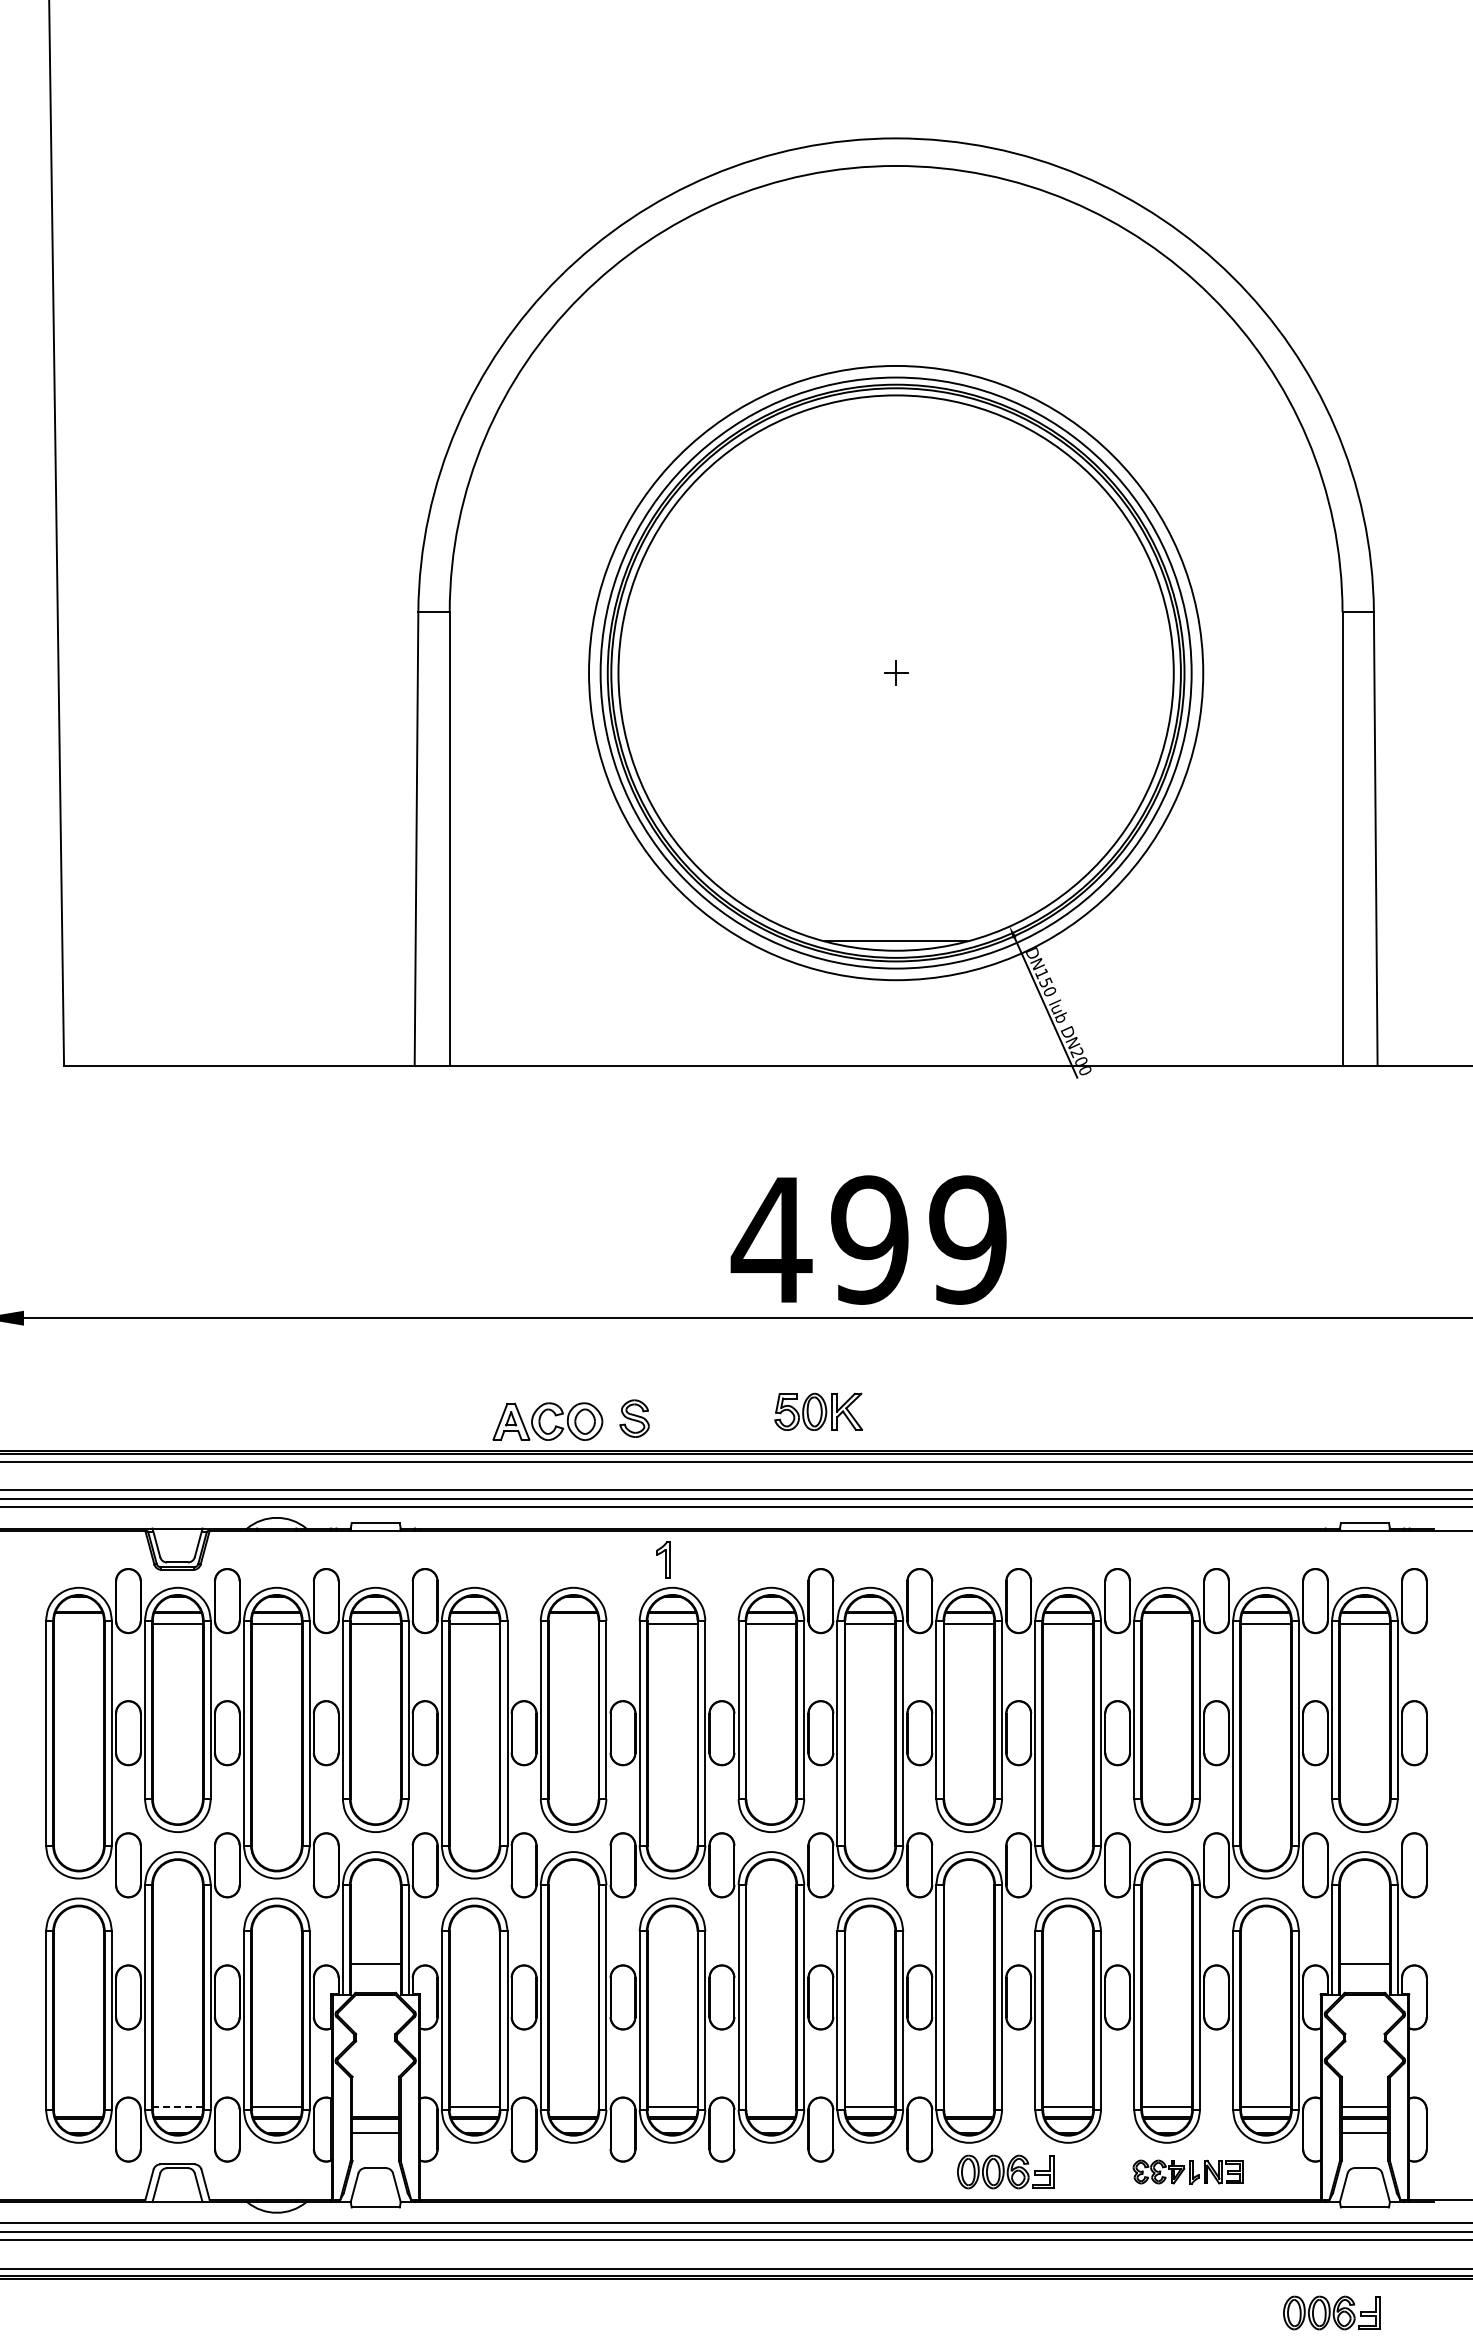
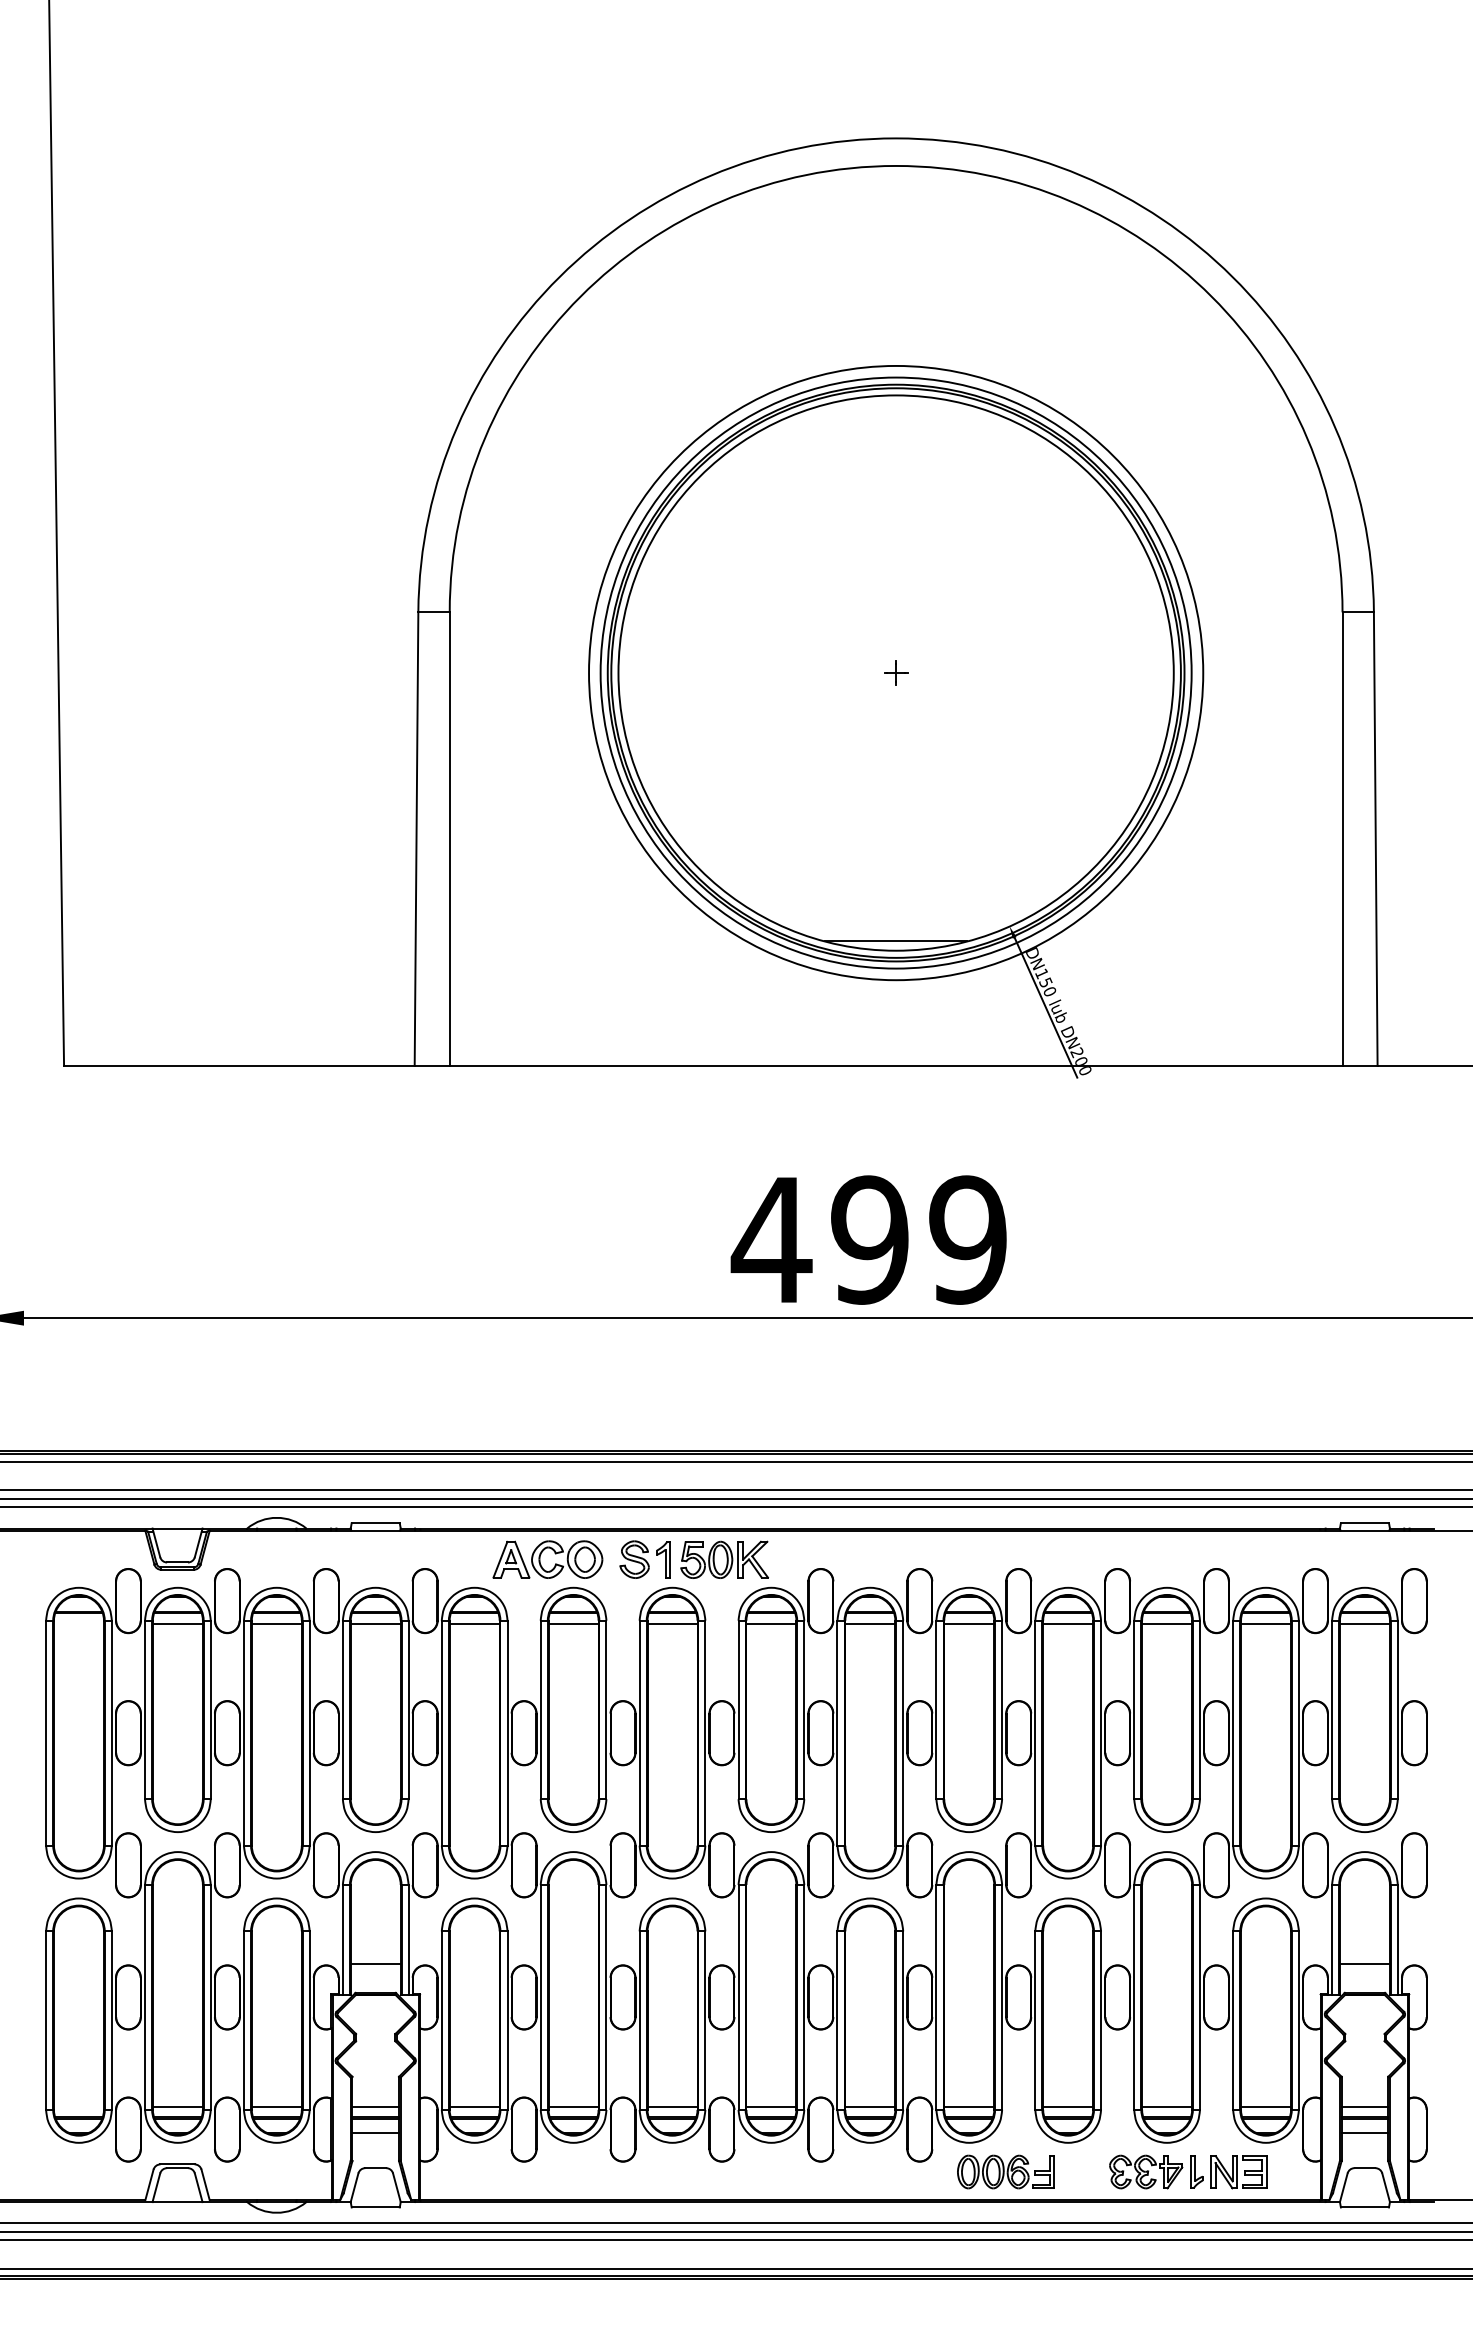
part position: (818, 1411) -> (724, 1559) (724, 1559)
part position: (634, 1418) -> (634, 1559) (634, 1559)
part position: (540, 1421) -> (540, 1559) (540, 1559)
line: none -> present (573, 1624)
line: none -> present (1167, 1624)
line: dashed -> solid (177, 2106)
line: none -> present (375, 2106)
line: none -> present (573, 2106)
line: none -> present (771, 2106)
line: none -> present (969, 2106)
part size: 112x26 px -> 159x36 px (1188, 2171)
part: present -> none (1331, 2312)
